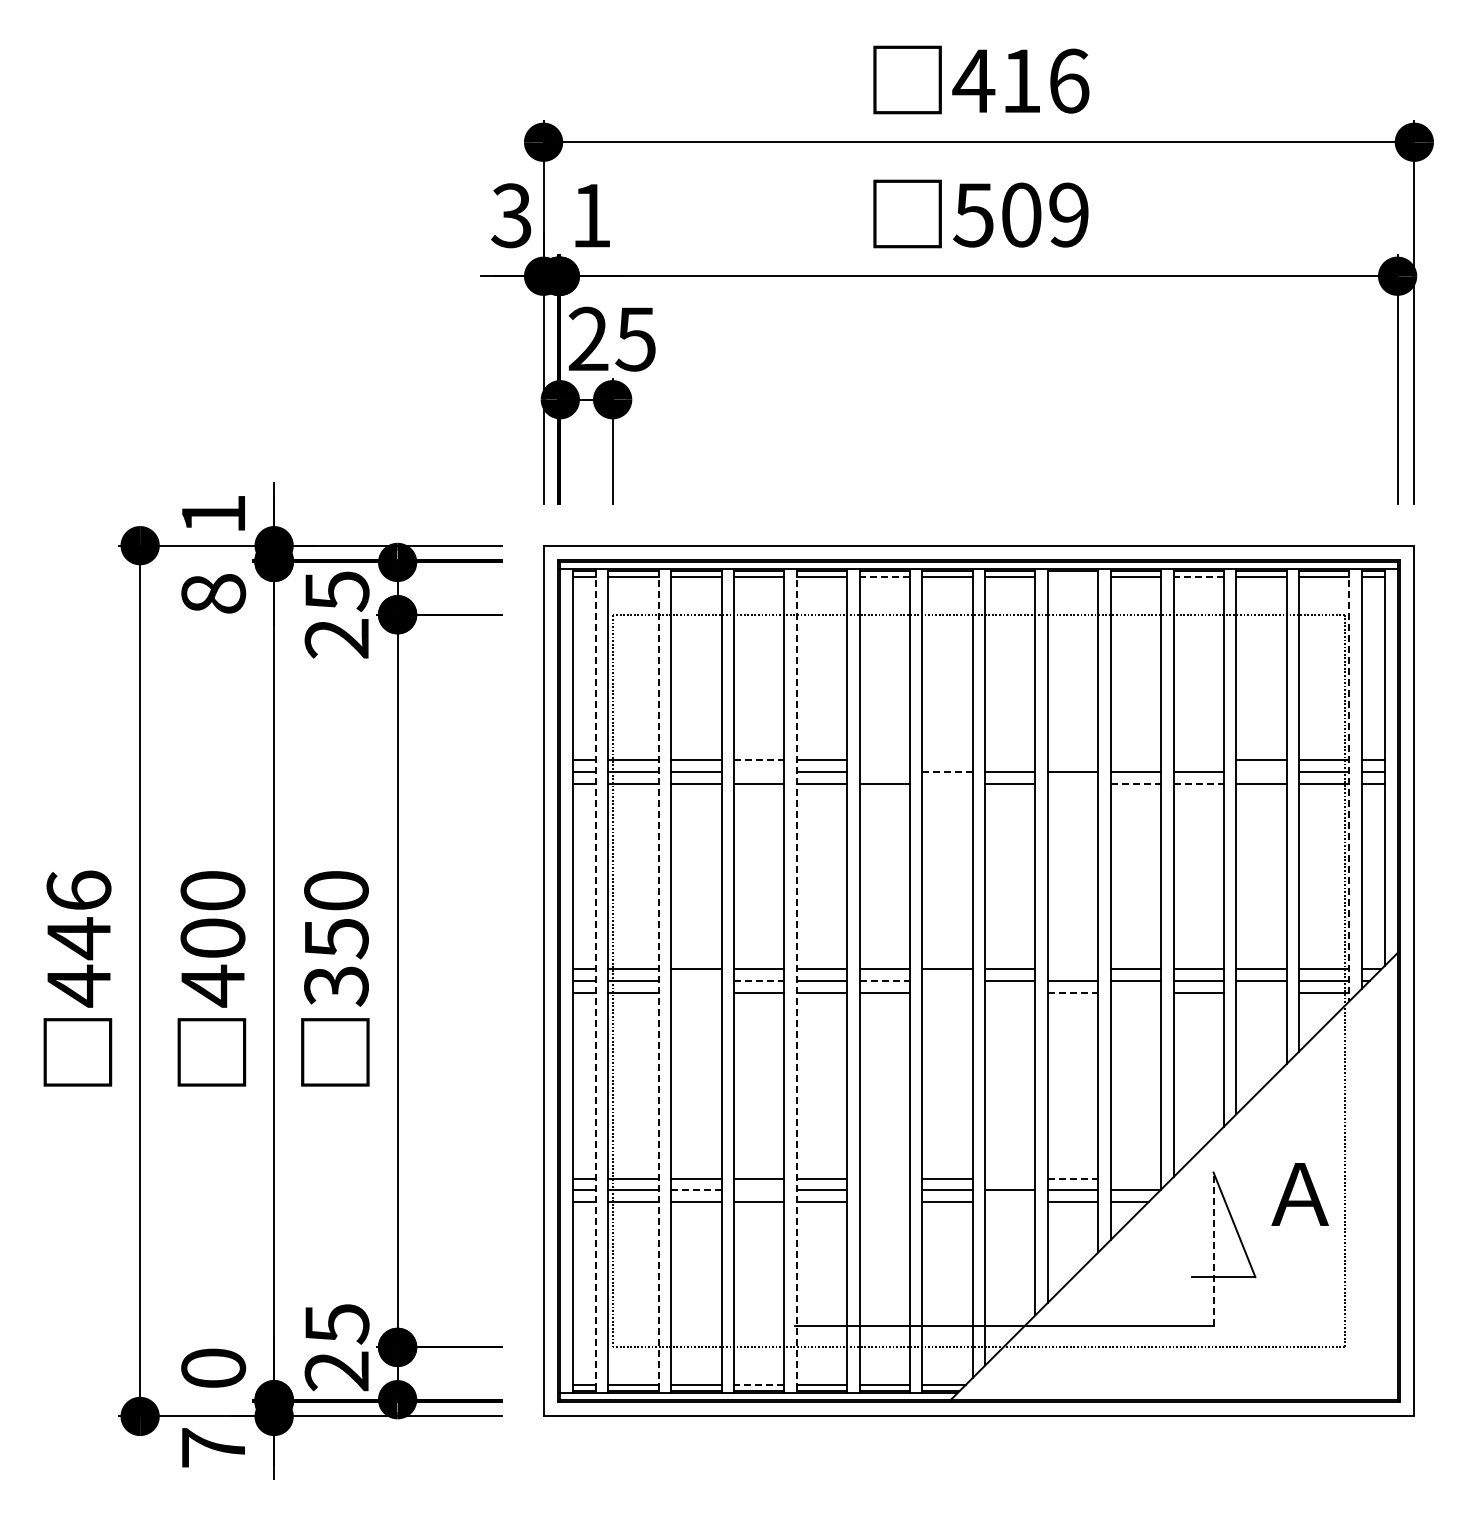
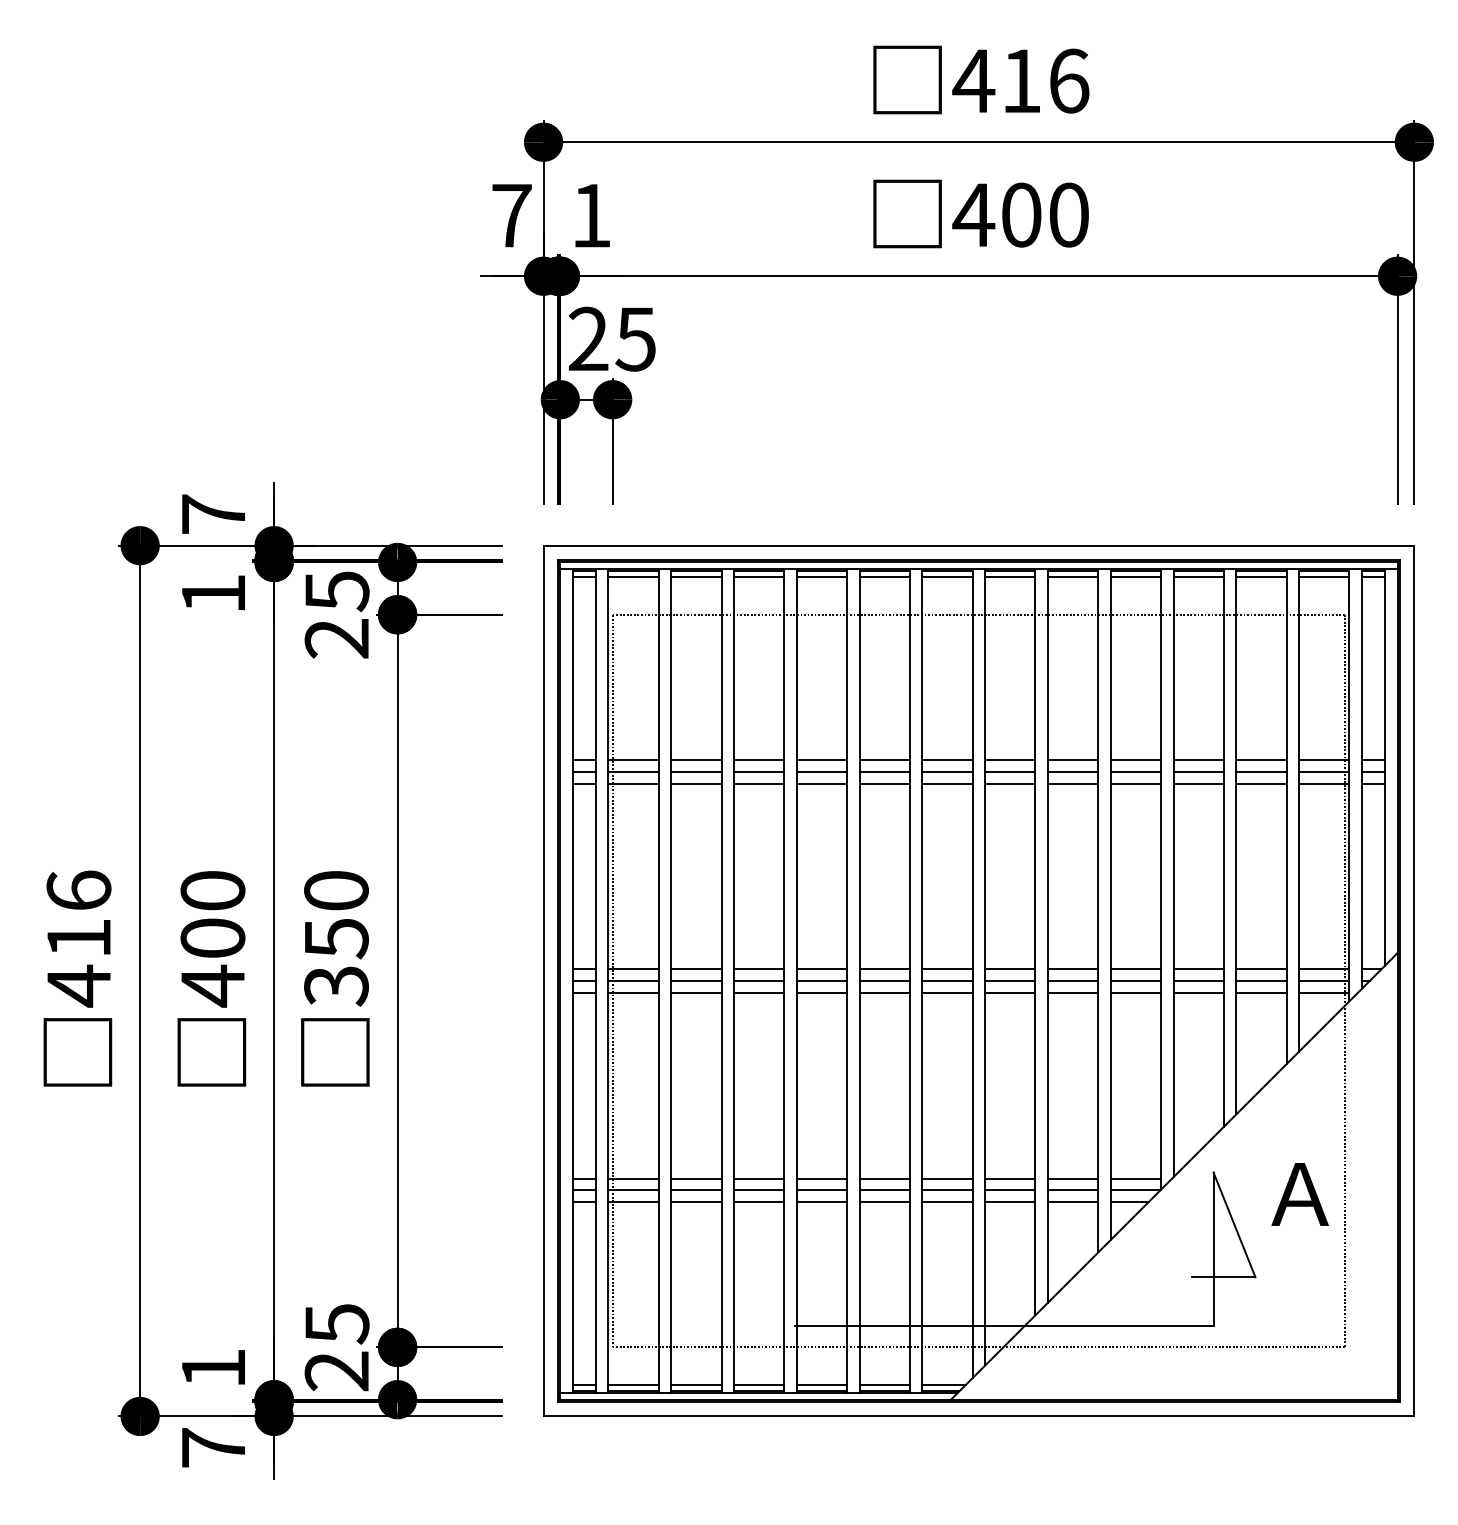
text: 509 -> 400 (1020, 214)
text: 3 -> 7 (511, 215)
text: 1 -> 7 (213, 513)
line: dashed -> solid (884, 577)
line: none -> present (1073, 577)
line: dashed -> solid (1198, 577)
text: 8 -> 1 (213, 593)
line: dashed -> solid (759, 759)
line: none -> present (884, 759)
line: none -> present (947, 759)
line: none -> present (1010, 759)
line: none -> present (1073, 759)
line: none -> present (1135, 759)
line: none -> present (1198, 759)
line: none -> present (759, 771)
line: none -> present (884, 771)
line: dashed -> solid (948, 771)
line: none -> present (1261, 771)
line: none -> present (947, 783)
line: none -> present (1073, 783)
line: dashed -> solid (1136, 783)
line: dashed -> solid (1199, 783)
line: dashed -> solid (1349, 785)
text: 446 -> 416 (78, 938)
line: none -> present (1073, 969)
line: dashed -> solid (595, 981)
line: dashed -> solid (658, 981)
line: none -> present (696, 981)
line: dashed -> solid (759, 981)
line: dashed -> solid (796, 981)
line: dashed -> solid (885, 981)
line: none -> present (947, 981)
line: none -> present (696, 992)
line: none -> present (947, 992)
line: none -> present (1010, 992)
line: dashed -> solid (1073, 992)
line: none -> present (1135, 992)
line: none -> present (1261, 992)
line: none -> present (884, 1178)
line: none -> present (1010, 1178)
line: dashed -> solid (1073, 1178)
line: none -> present (1135, 1178)
line: dashed -> solid (696, 1190)
line: none -> present (759, 1190)
line: none -> present (884, 1190)
line: none -> present (884, 1202)
line: none -> present (1010, 1202)
line: dashed -> solid (1213, 1249)
text: 0 -> 1 (213, 1367)
line: dashed -> solid (758, 1385)
